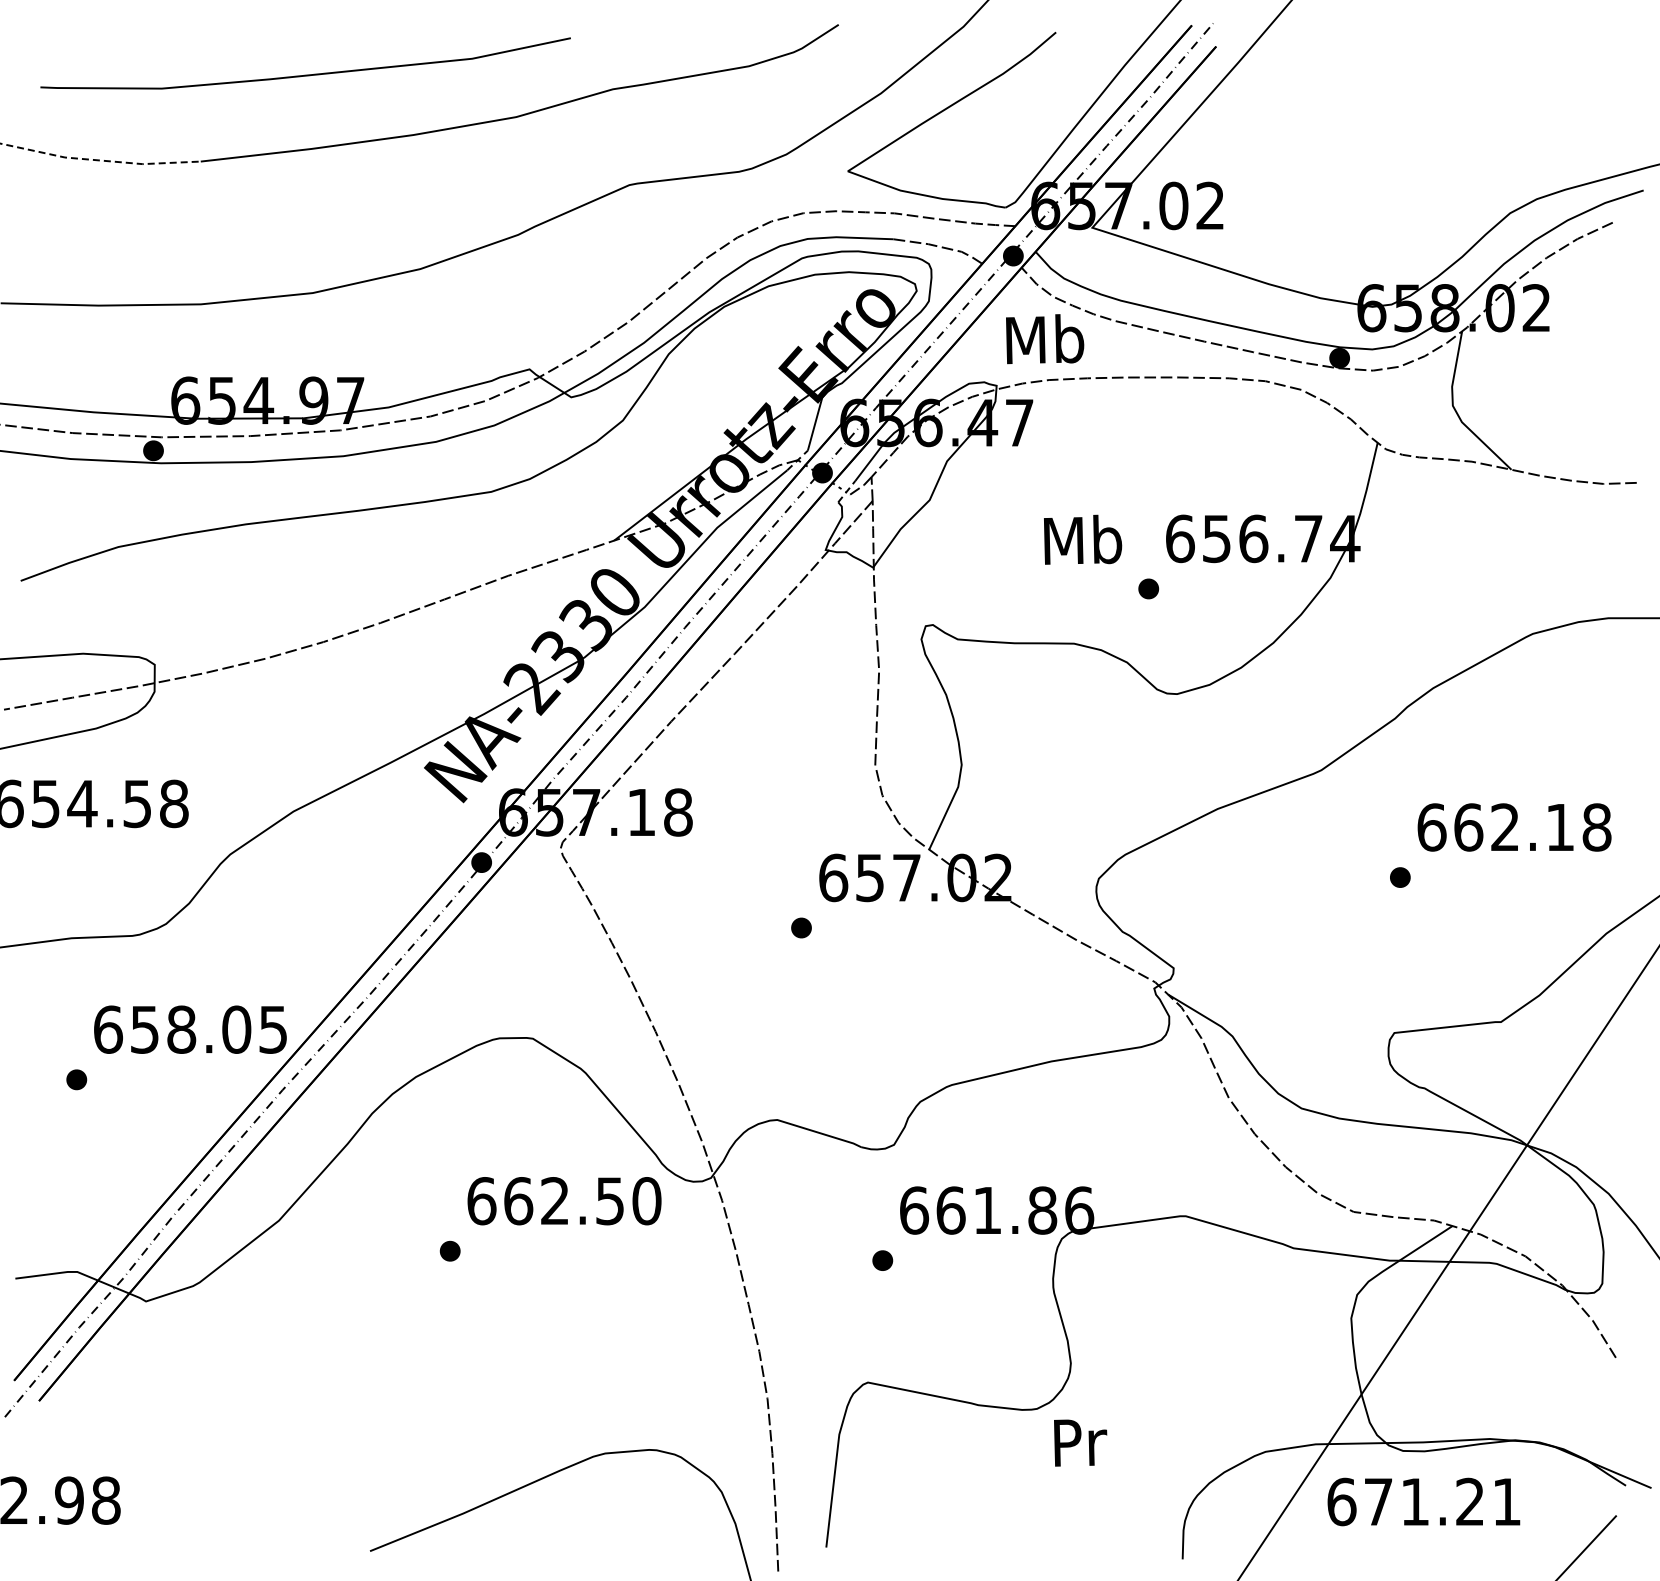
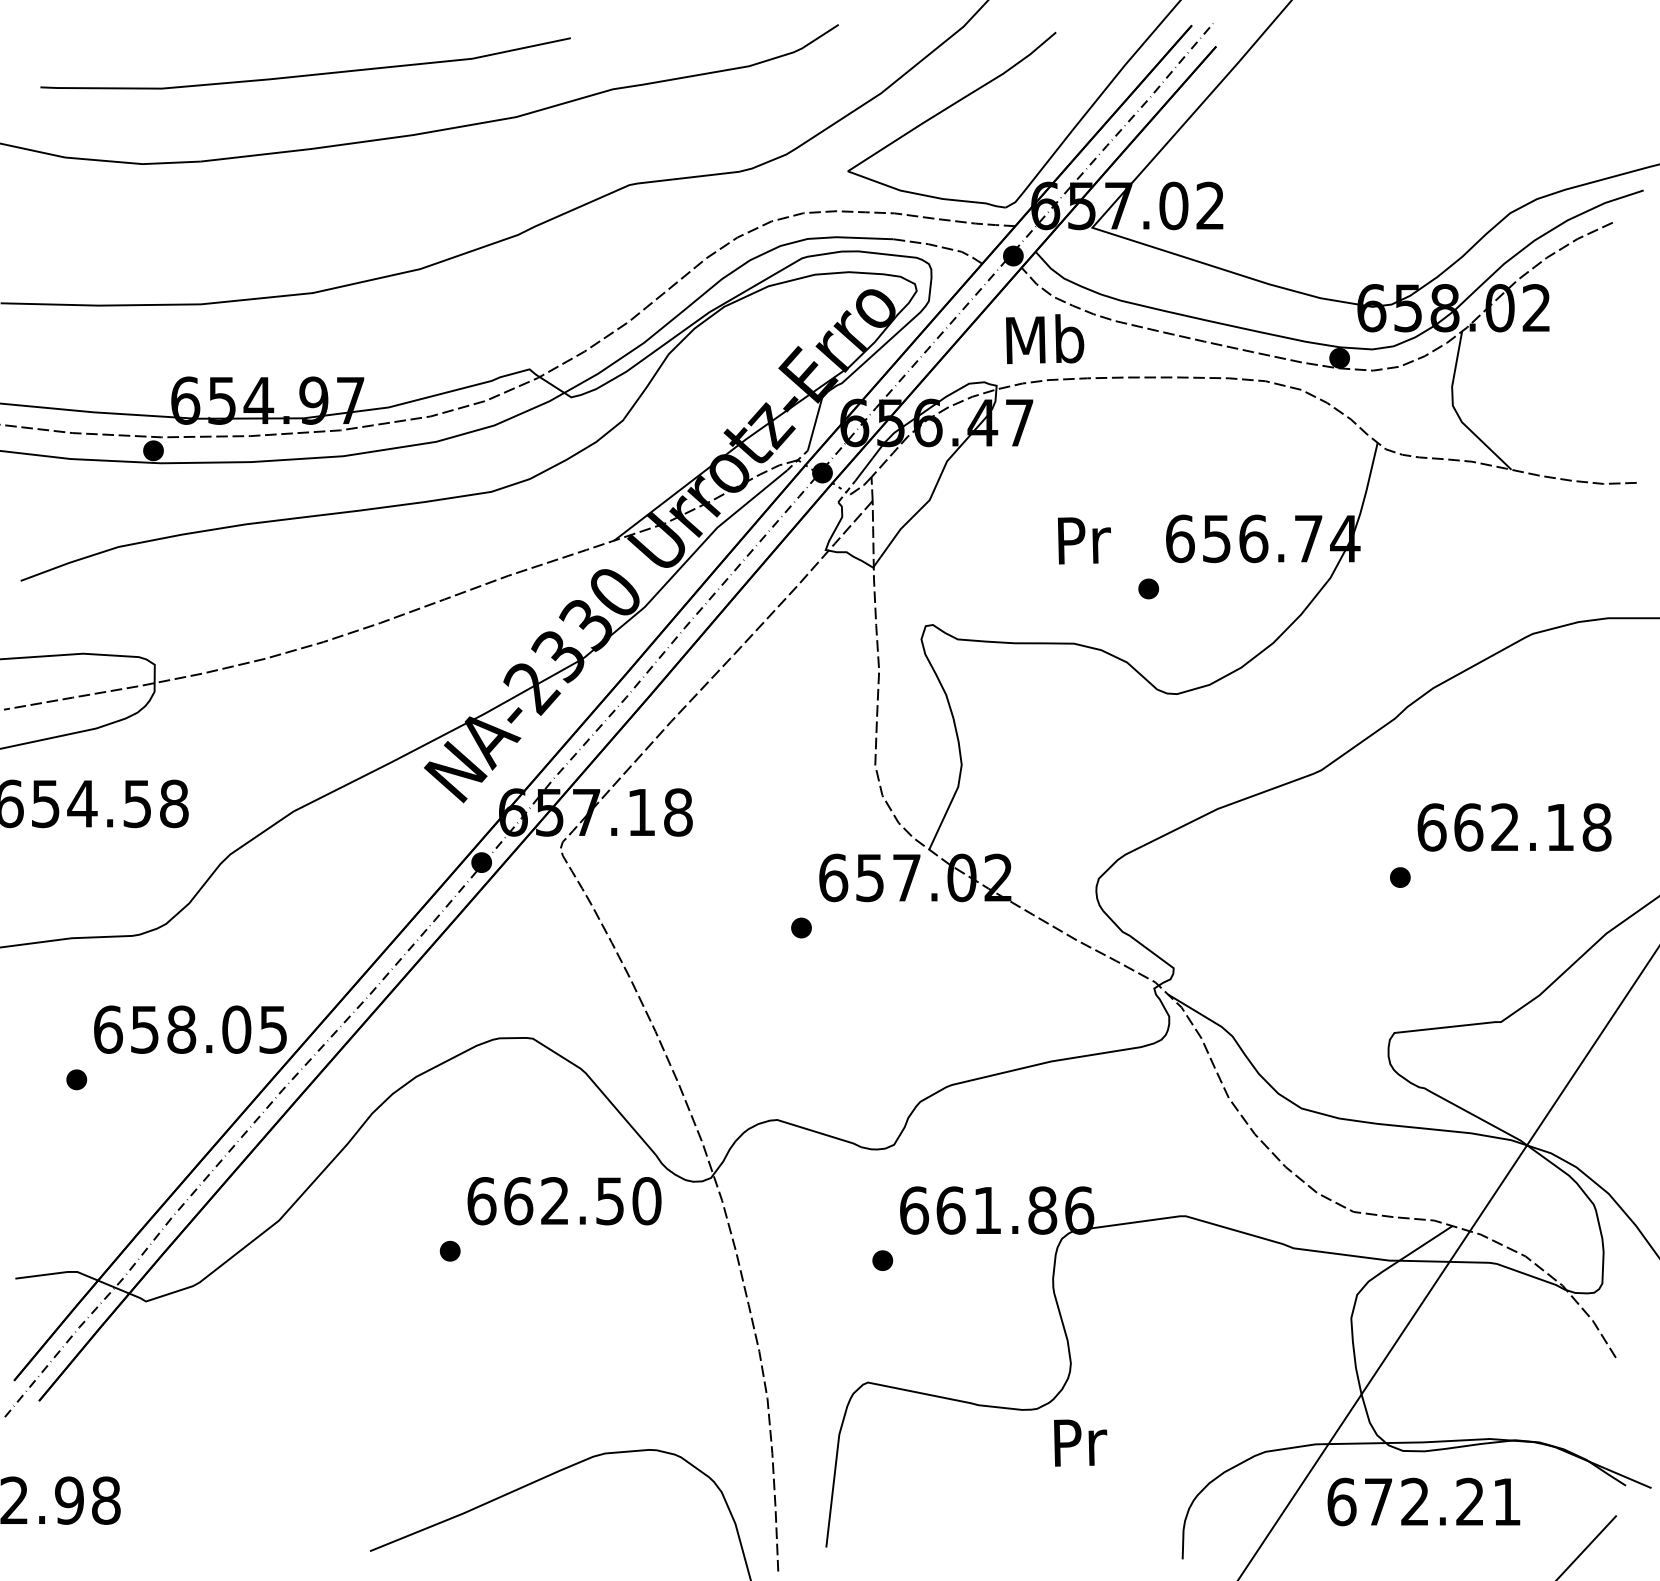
line: dashed -> solid (99, 160)
text: Mb -> Pr (1083, 539)
text: 671.21 -> 672.21 (1414, 1501)
